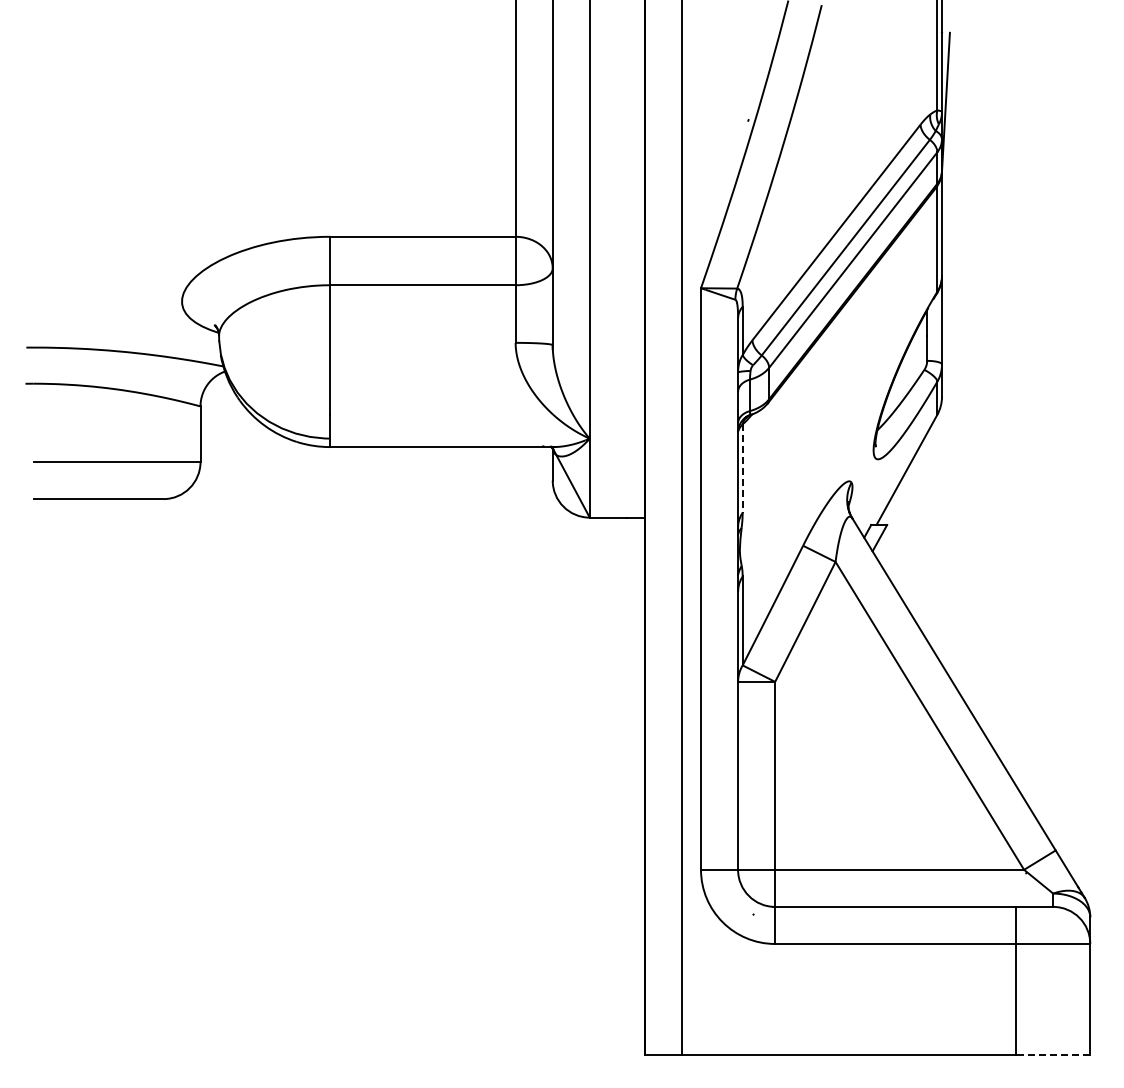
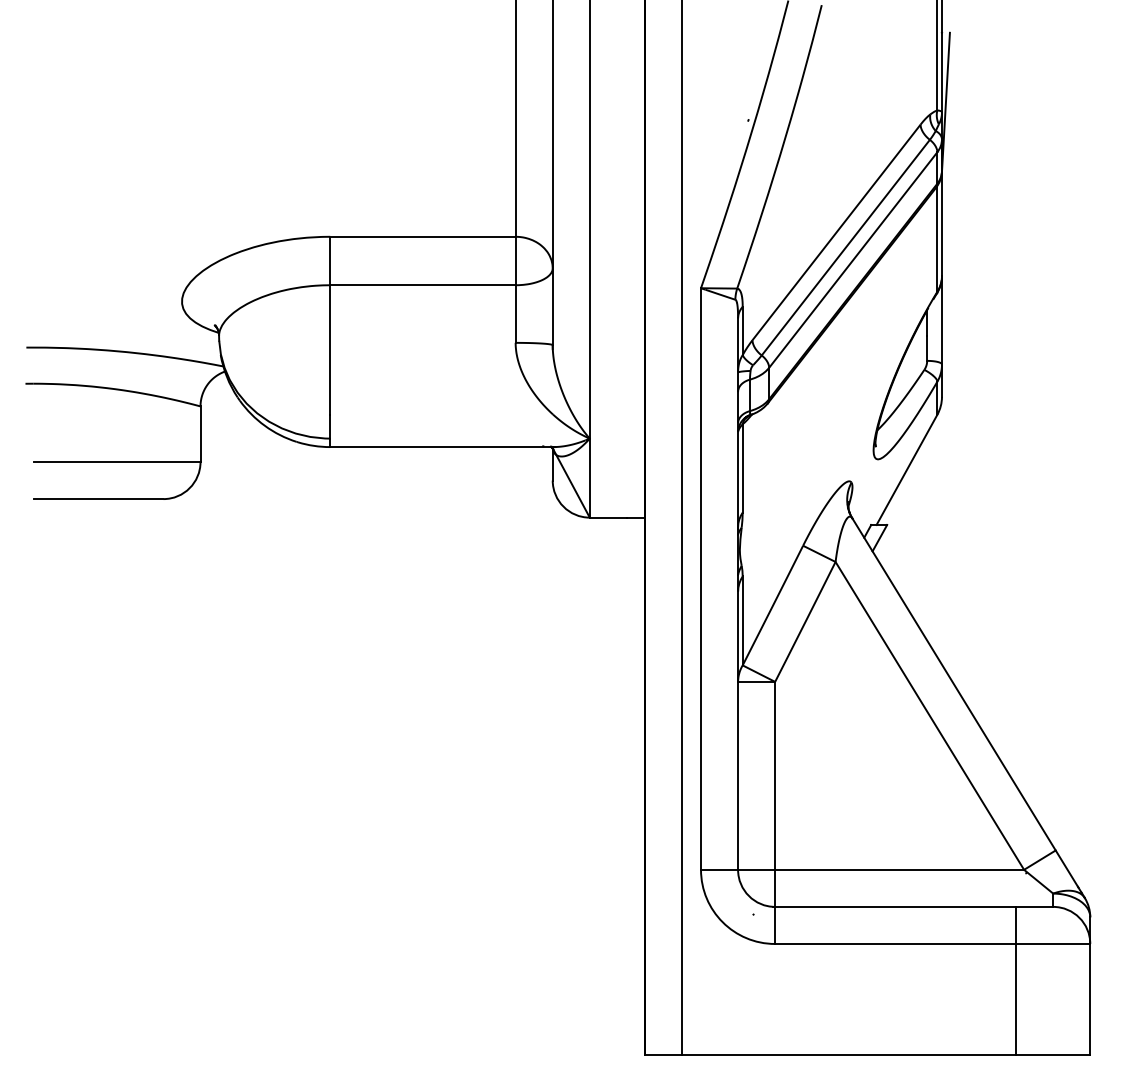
line: dashed -> solid (742, 468)
line: dashed -> solid (1052, 1055)
